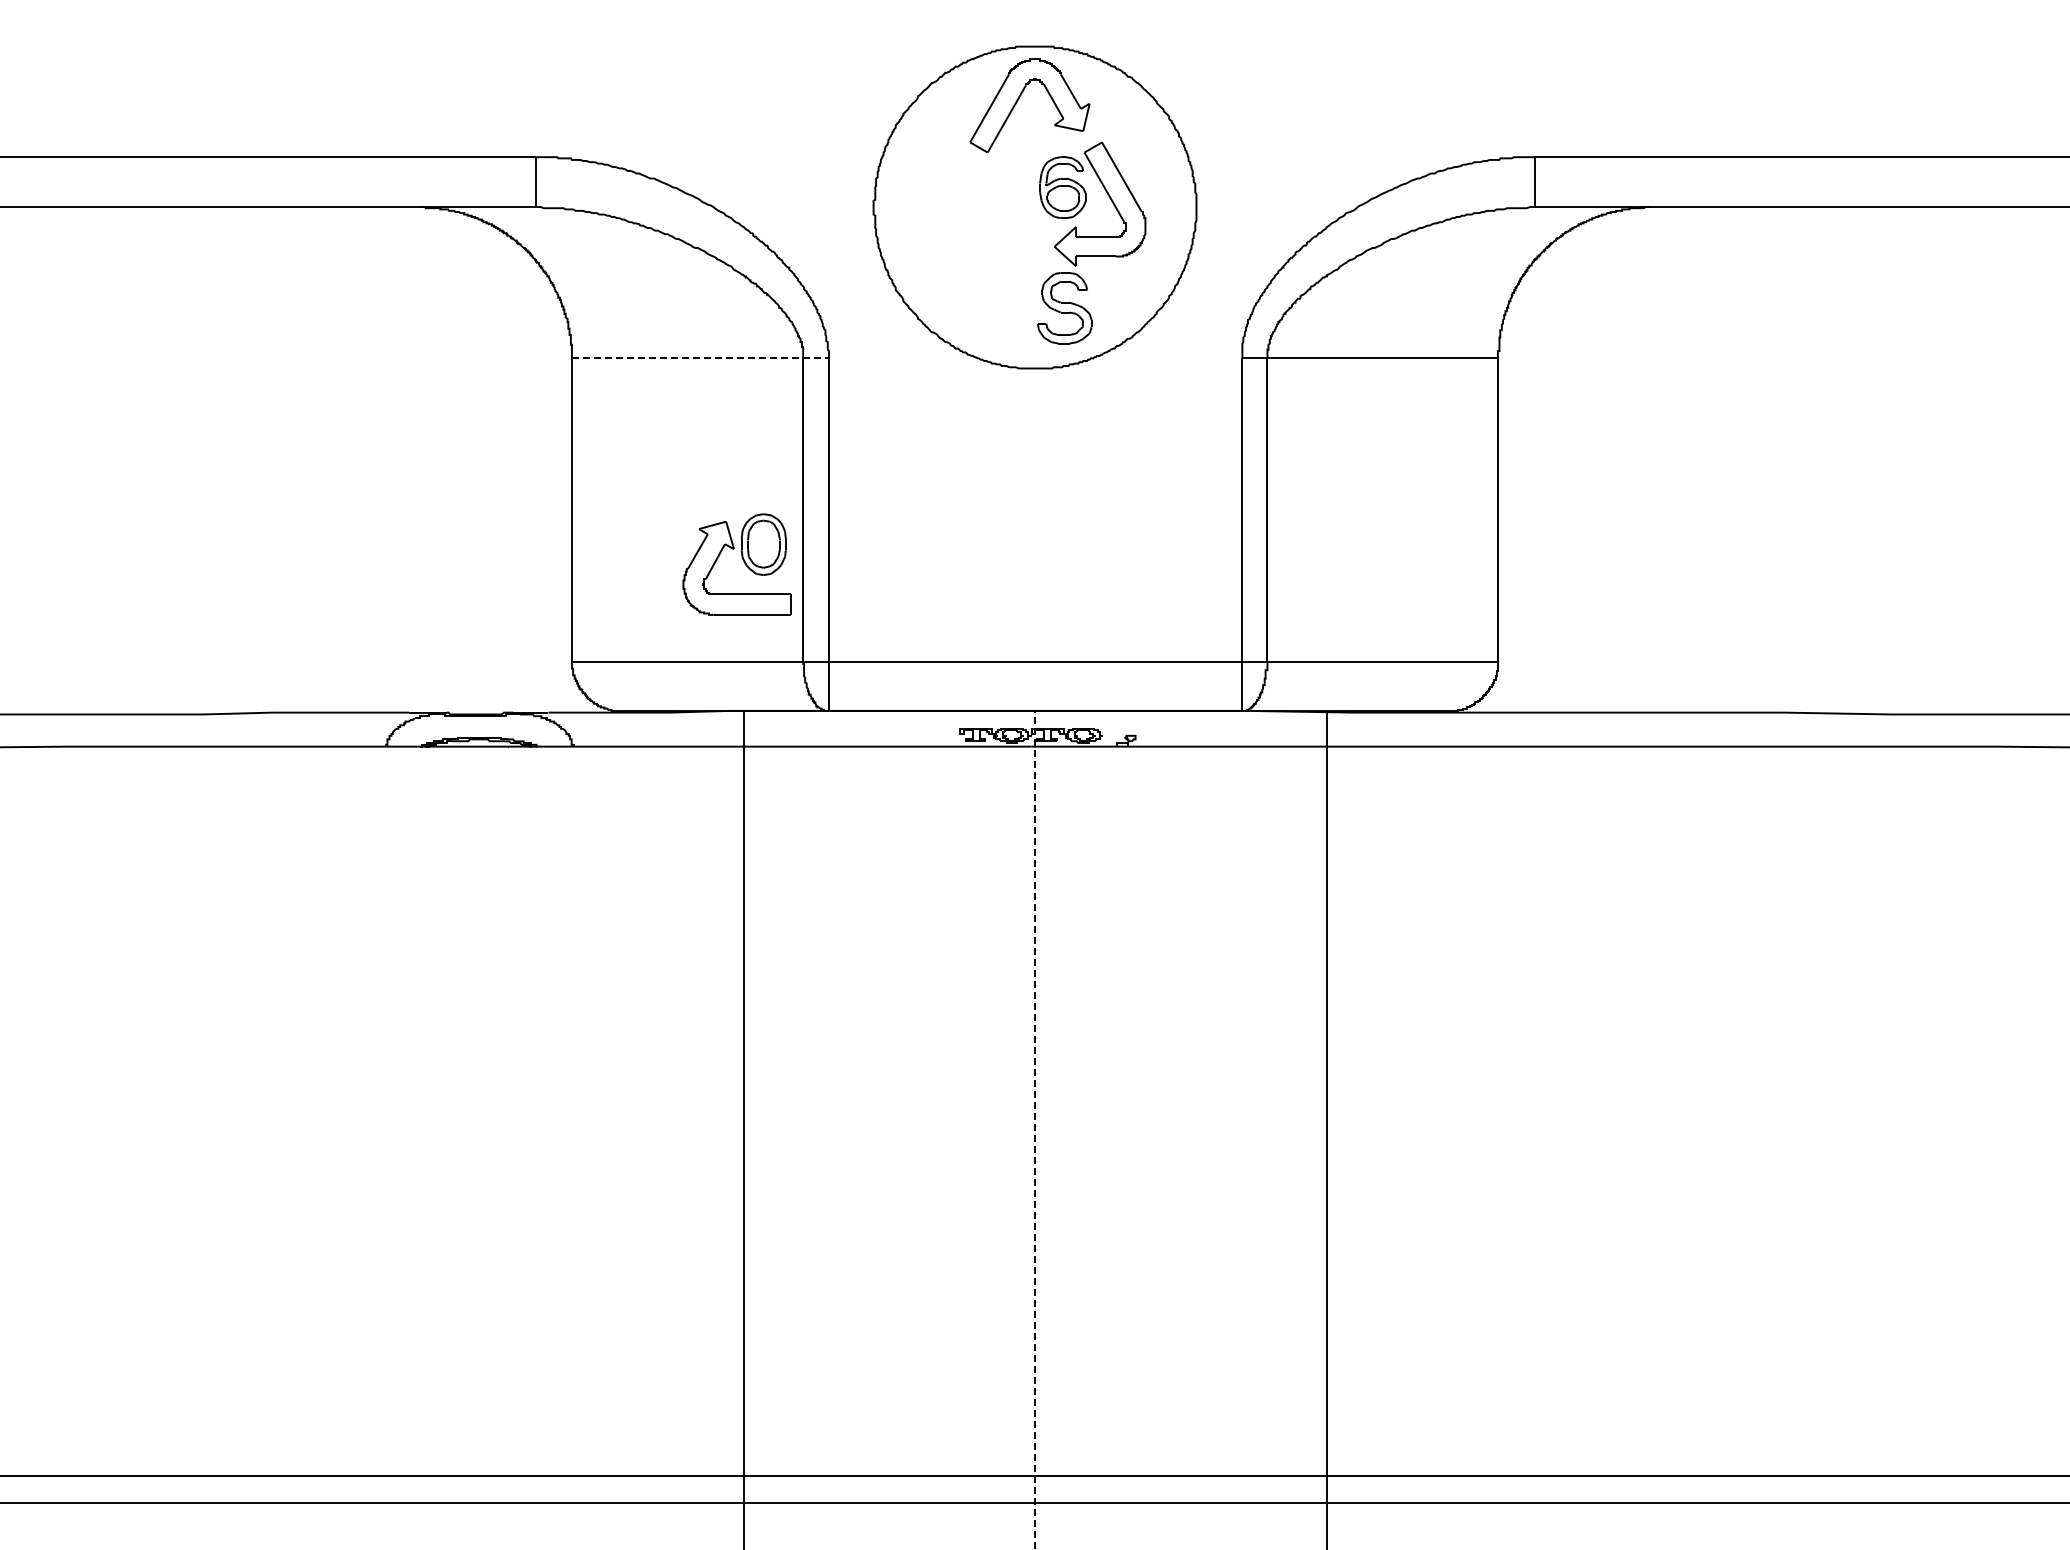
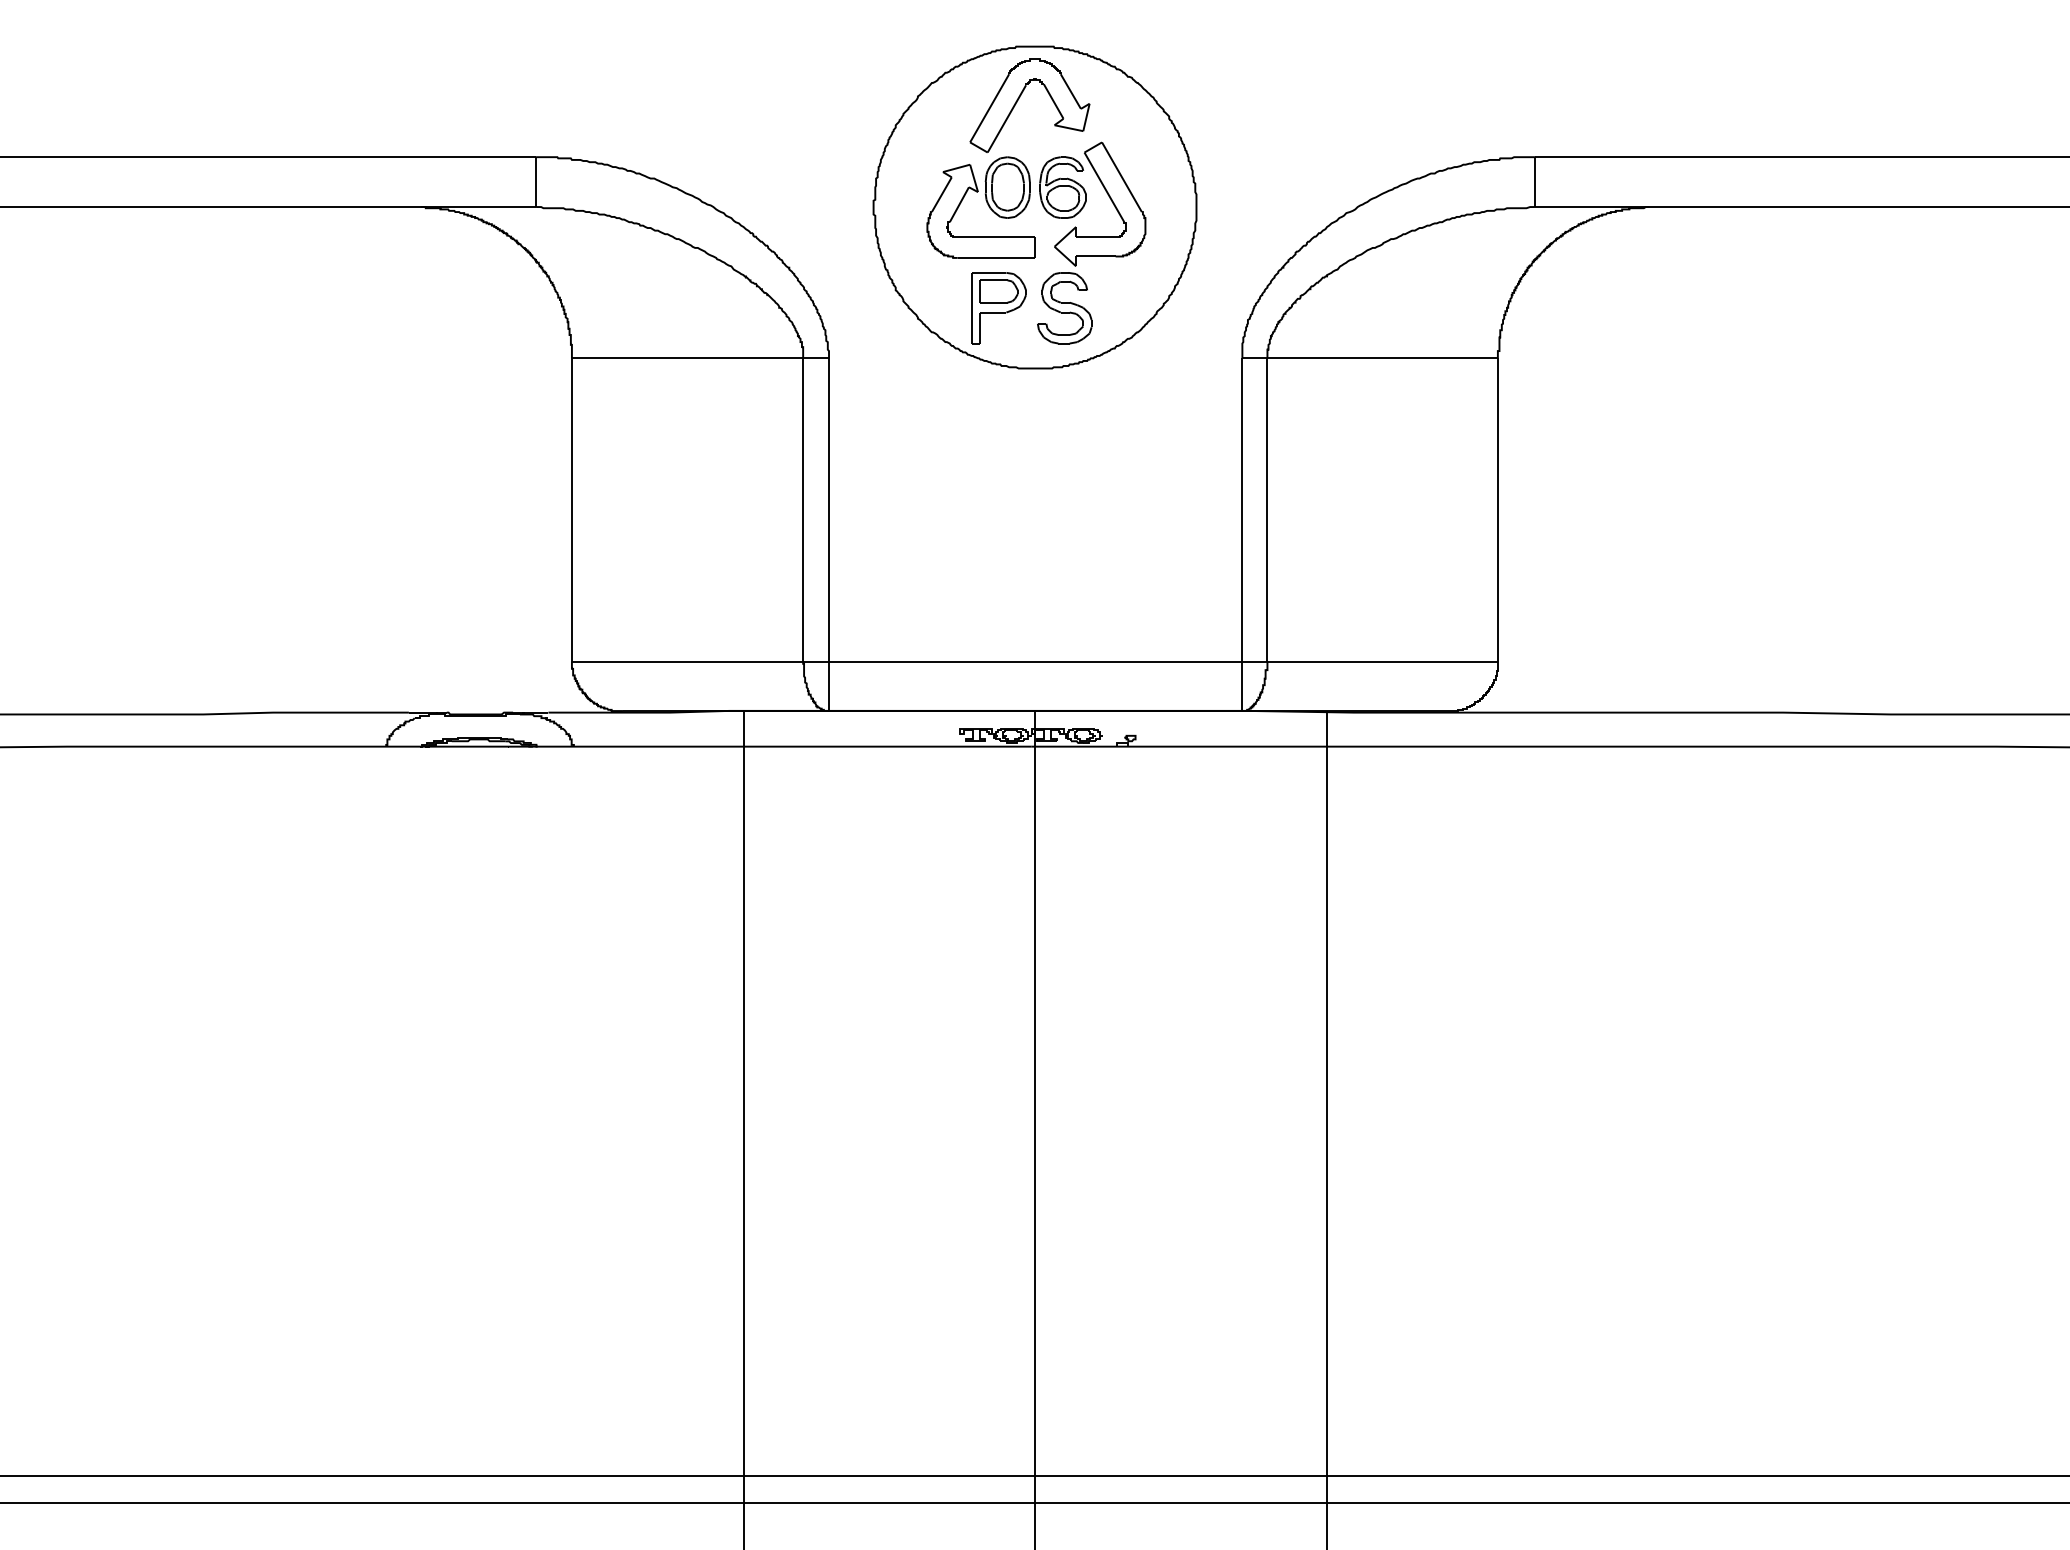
part: none -> present (998, 308)
line: dashed -> solid (700, 358)
part position: (742, 560) -> (986, 203) (986, 203)
line: dashed -> solid (1035, 1129)
